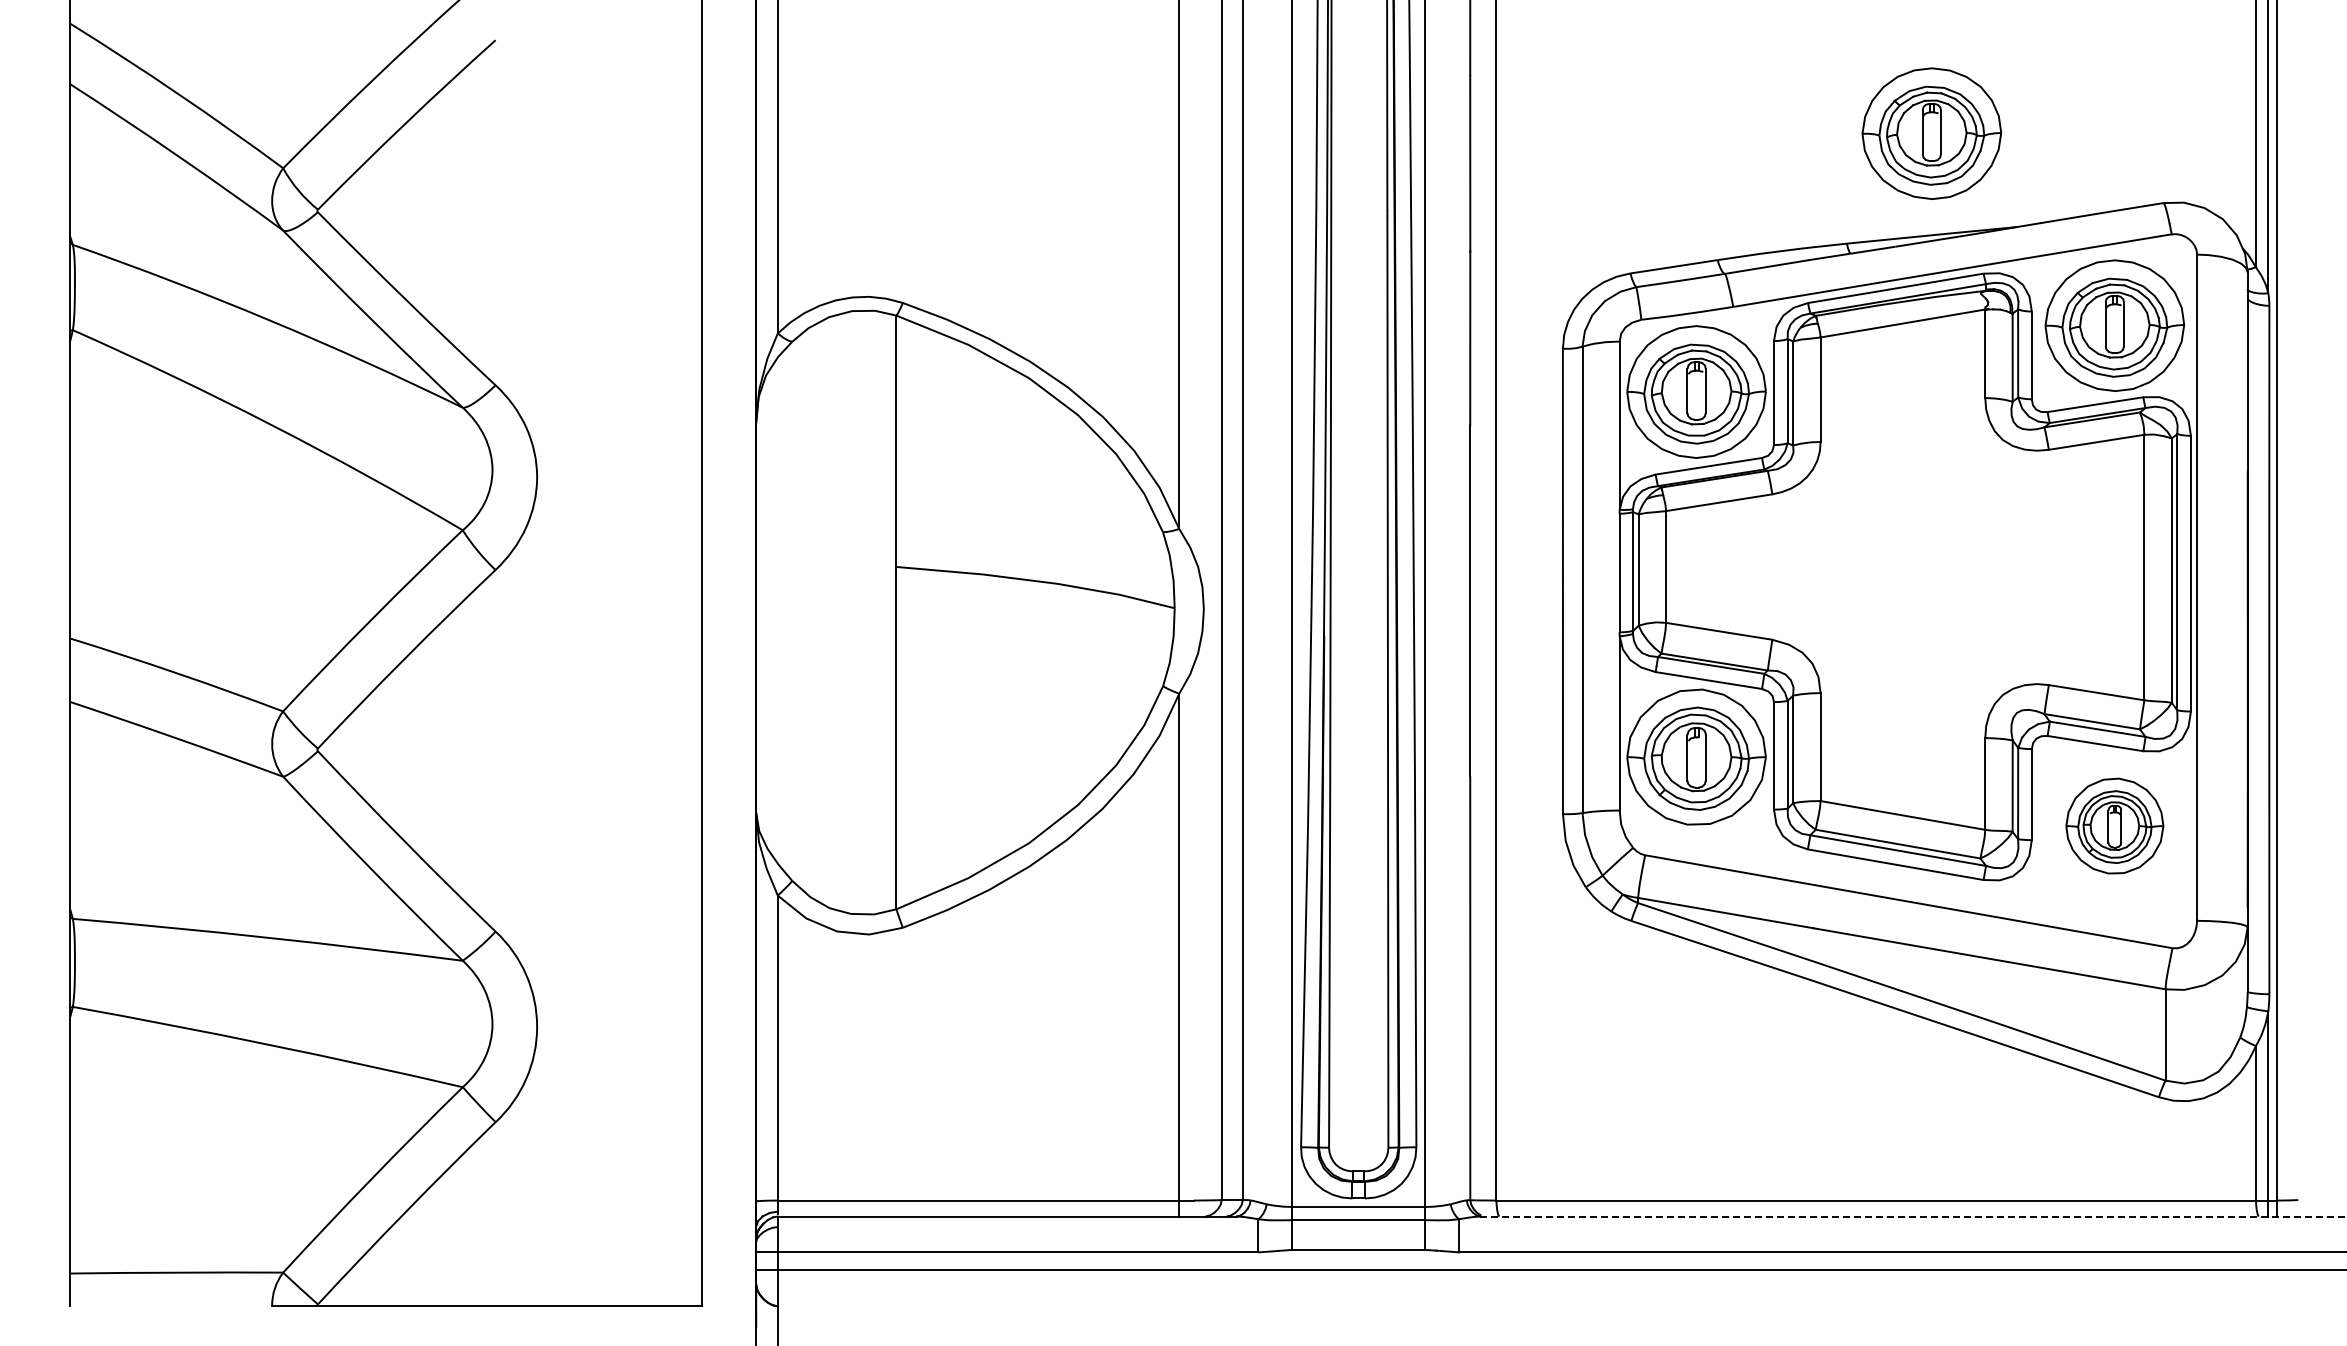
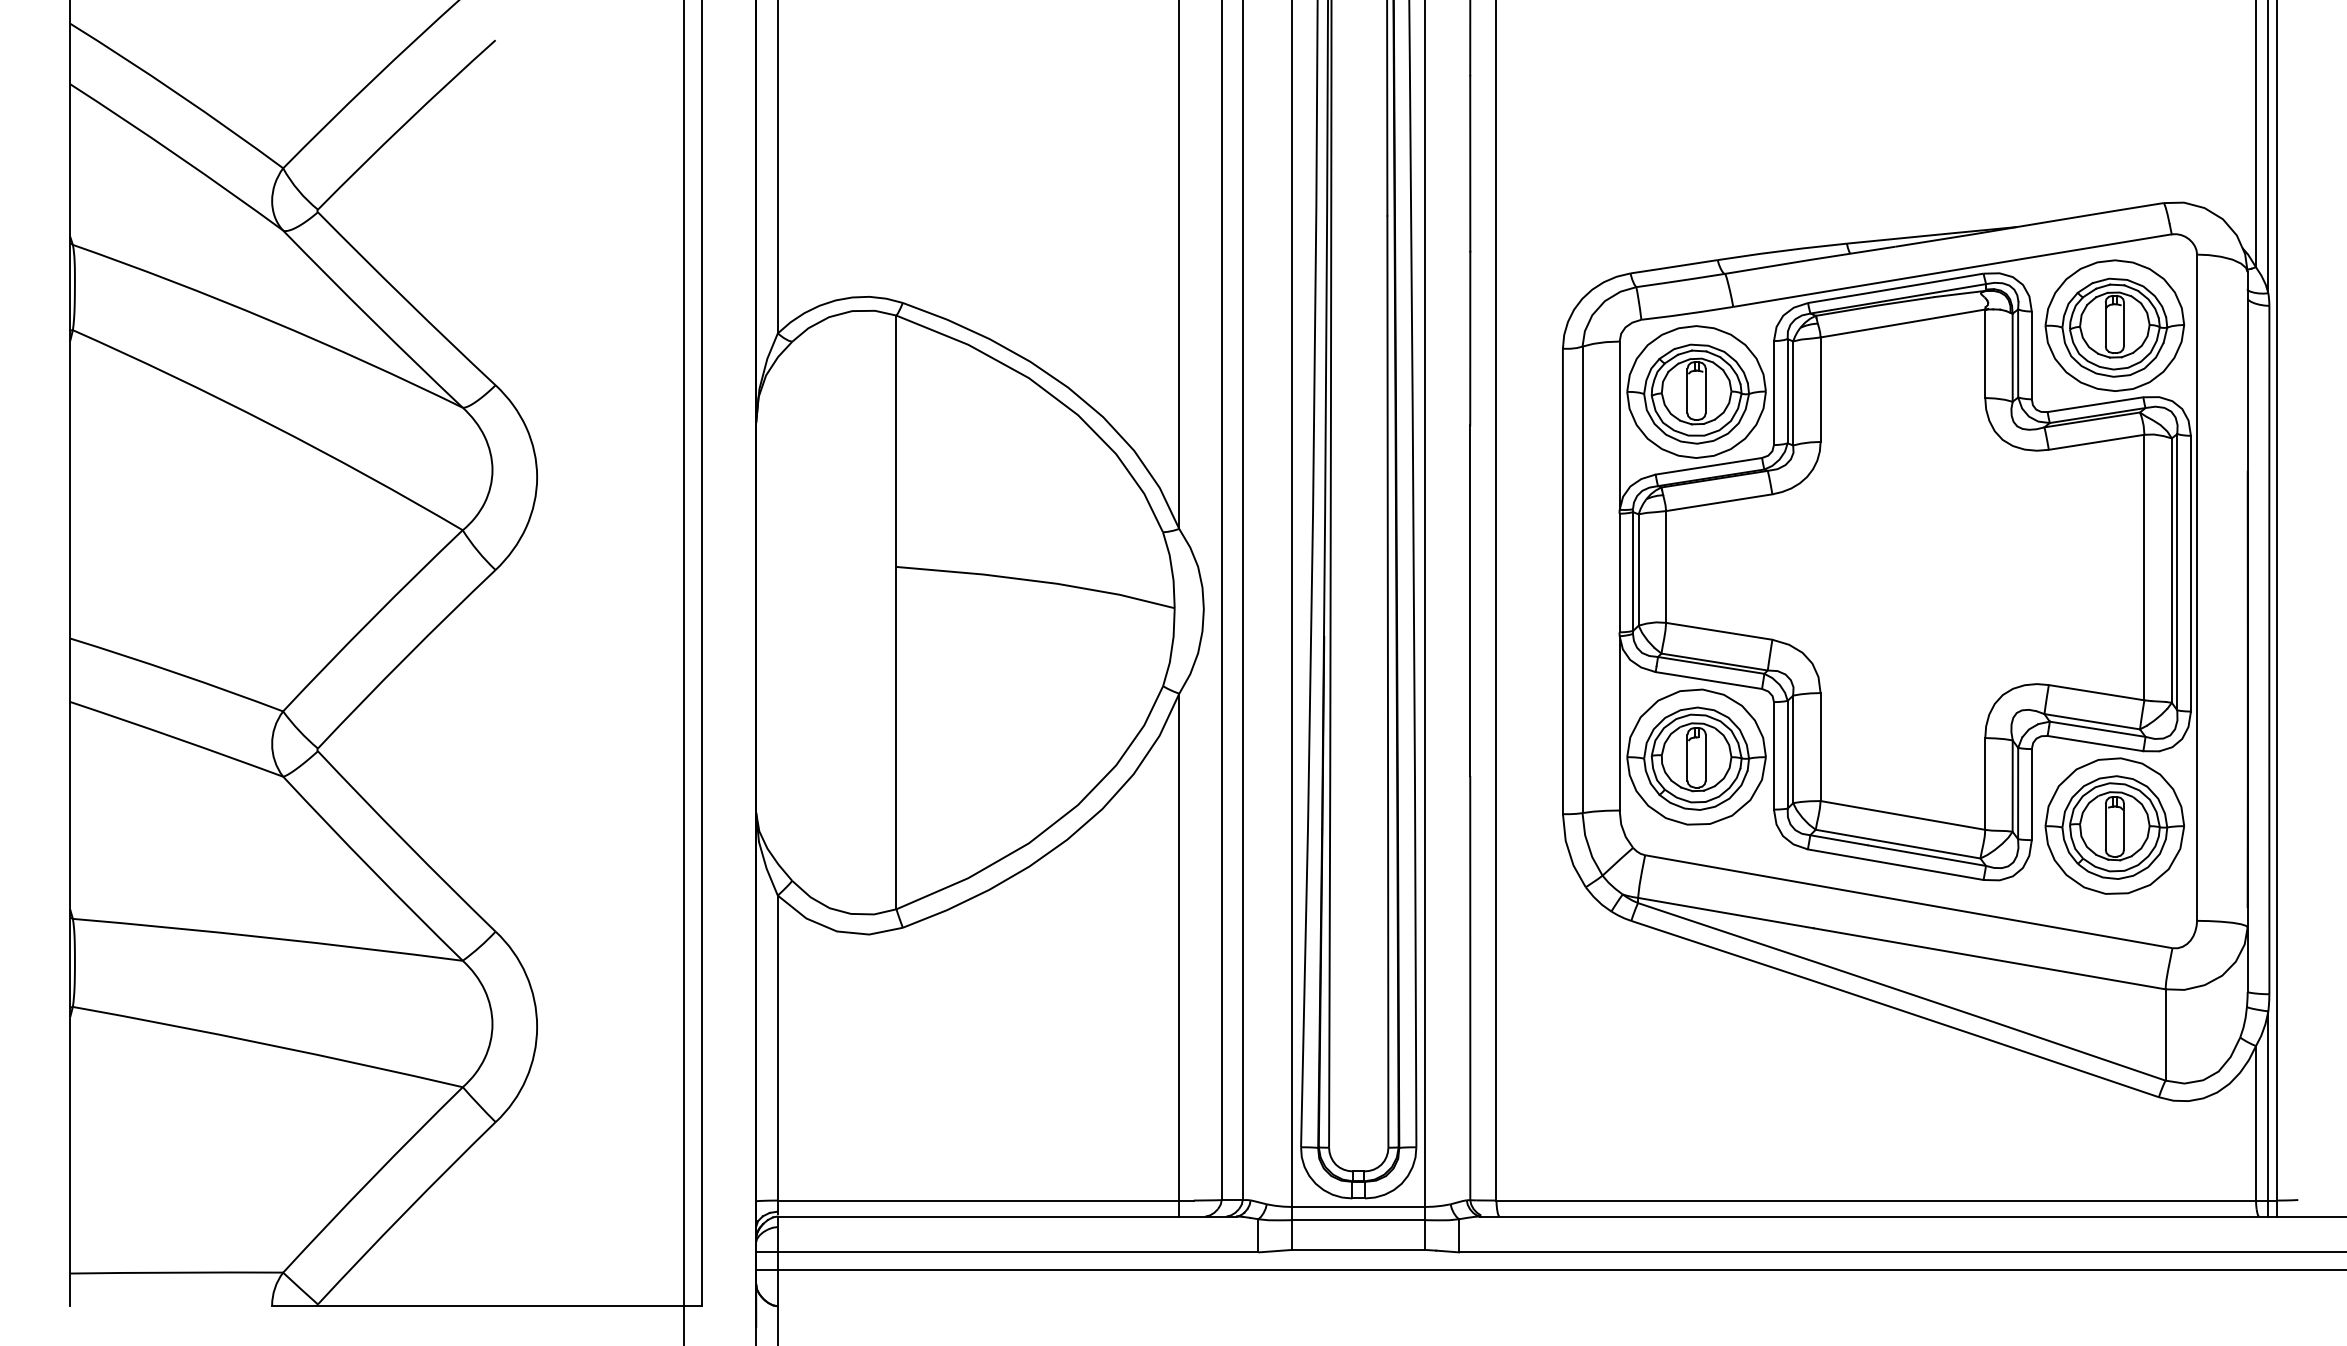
part: present -> none (1931, 133)
line: none -> present (683, 672)
part size: 100x98 px -> 142x138 px (2114, 825)
line: dashed -> solid (1913, 1216)
